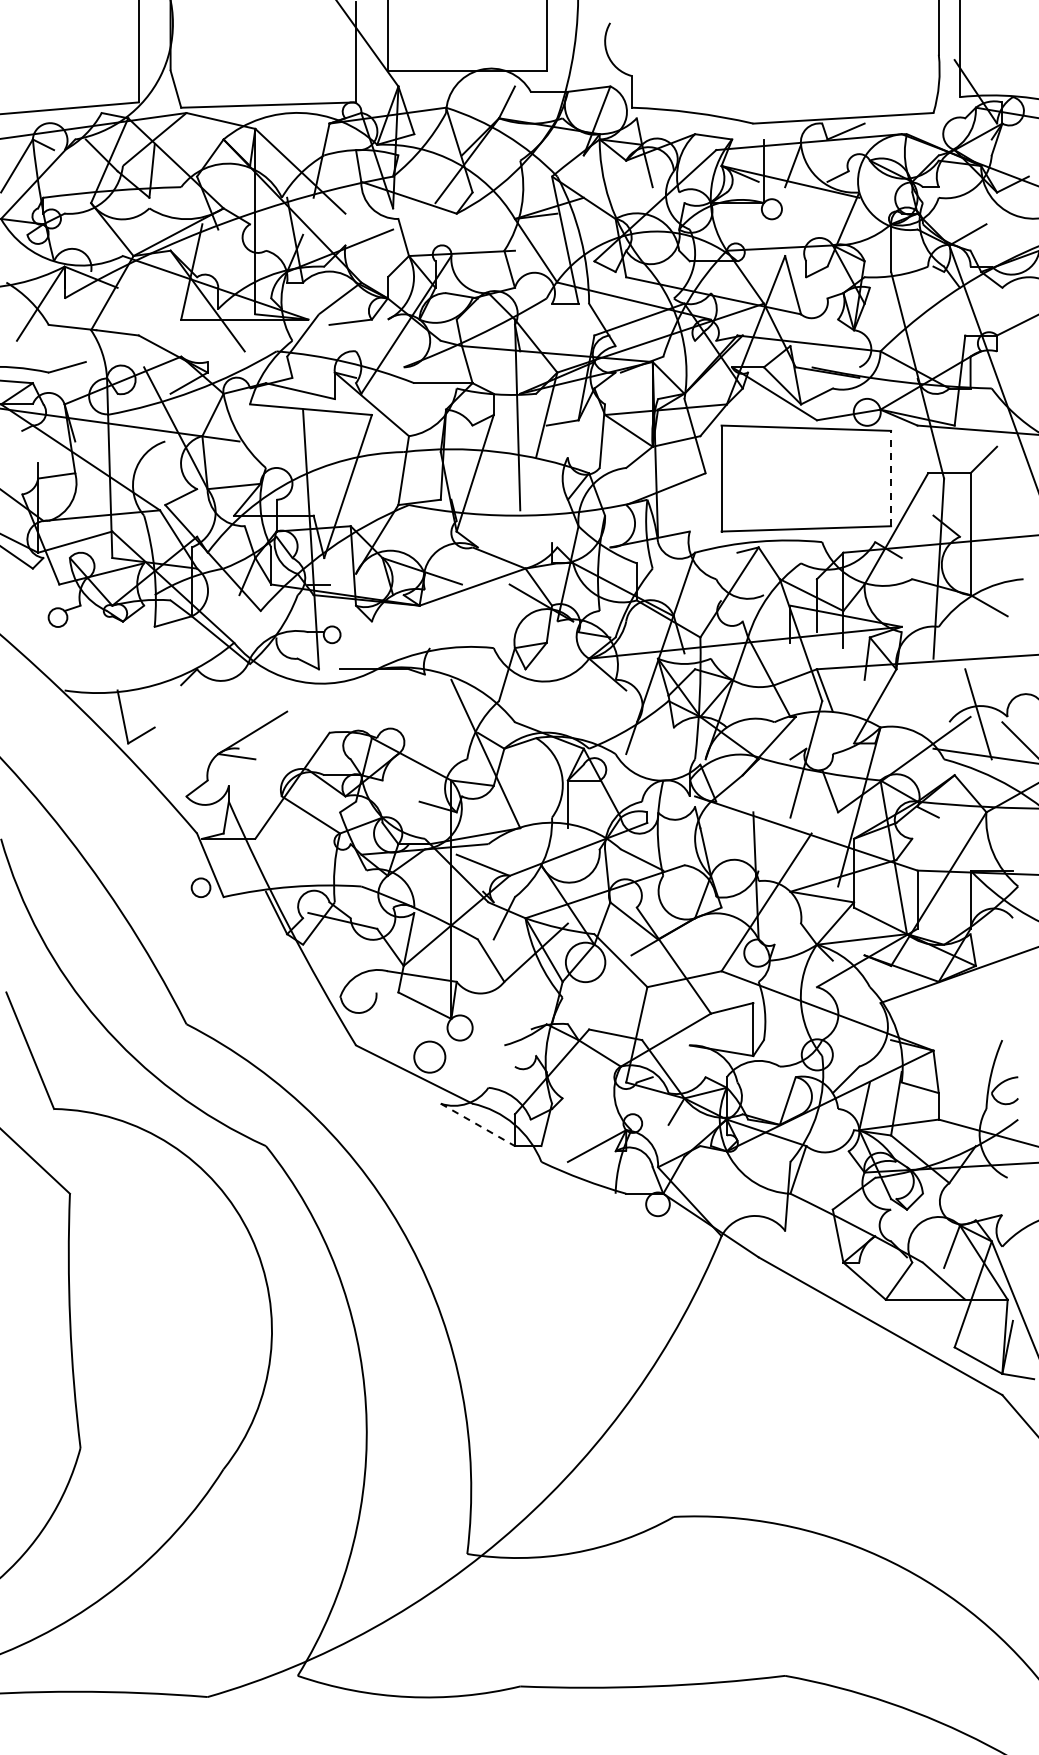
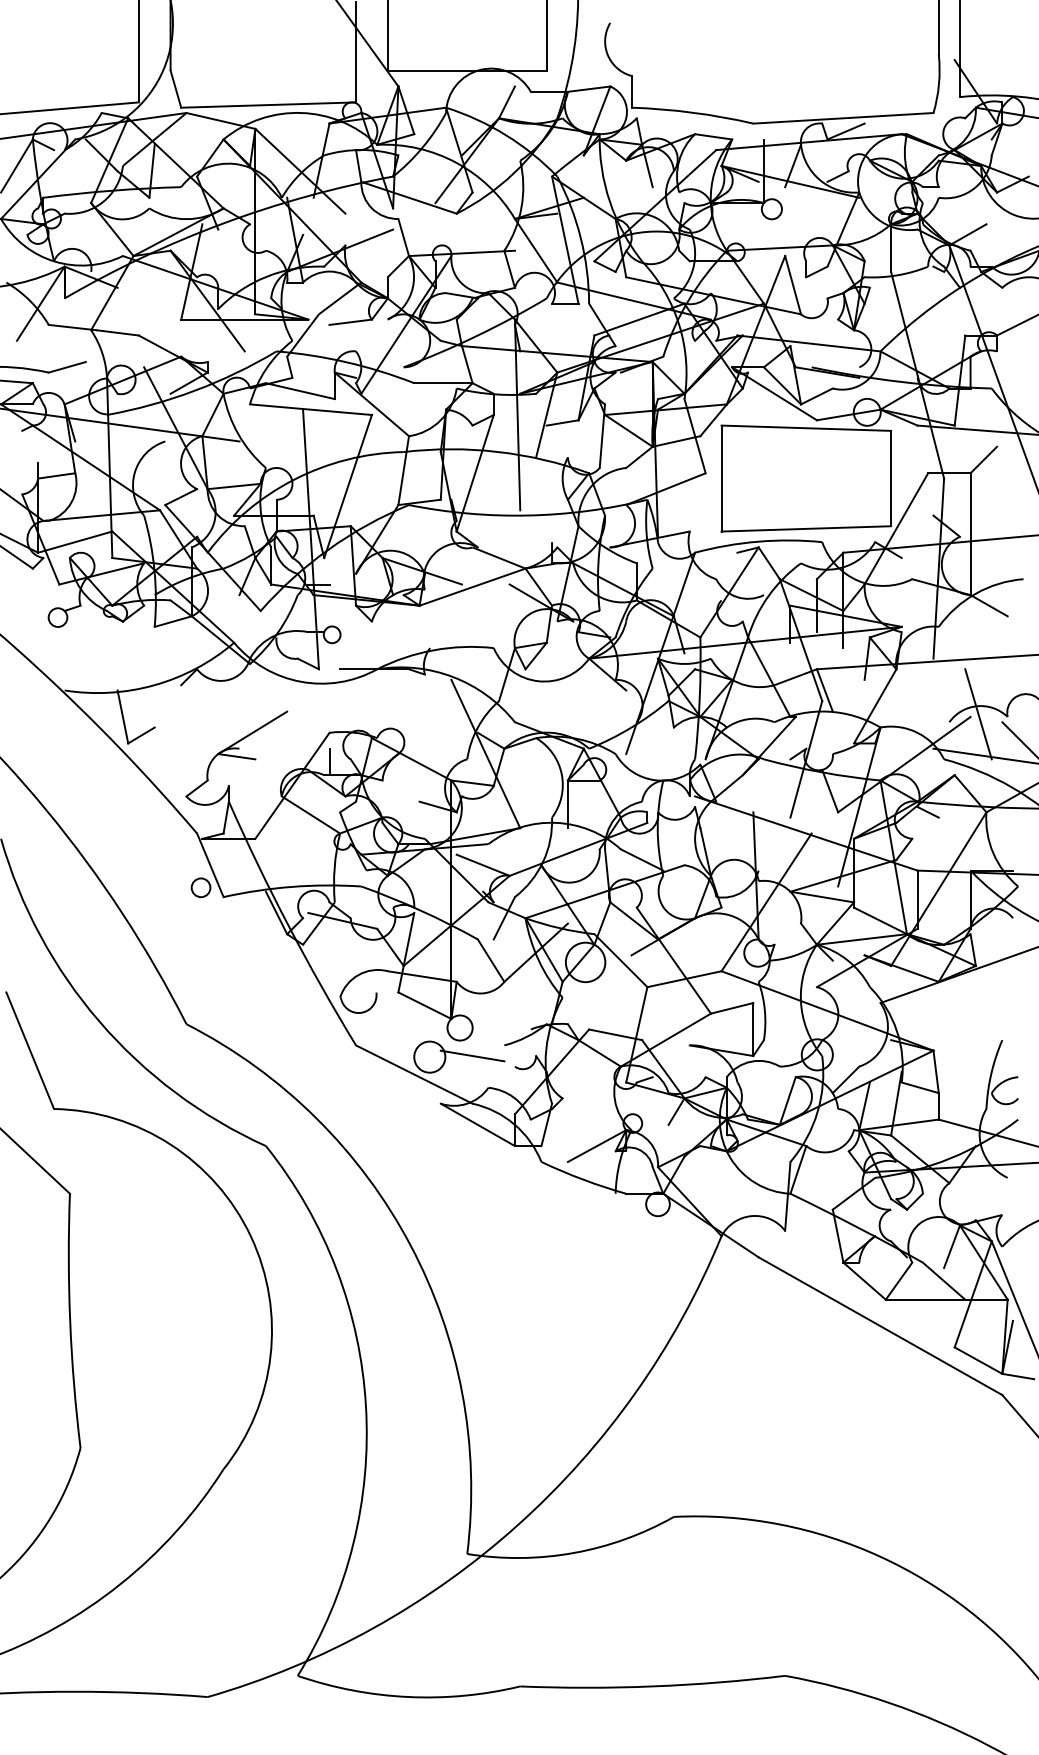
line: dashed -> solid (891, 478)
line: none -> present (329, 761)
line: none -> present (472, 1055)
line: dashed -> solid (477, 1124)
